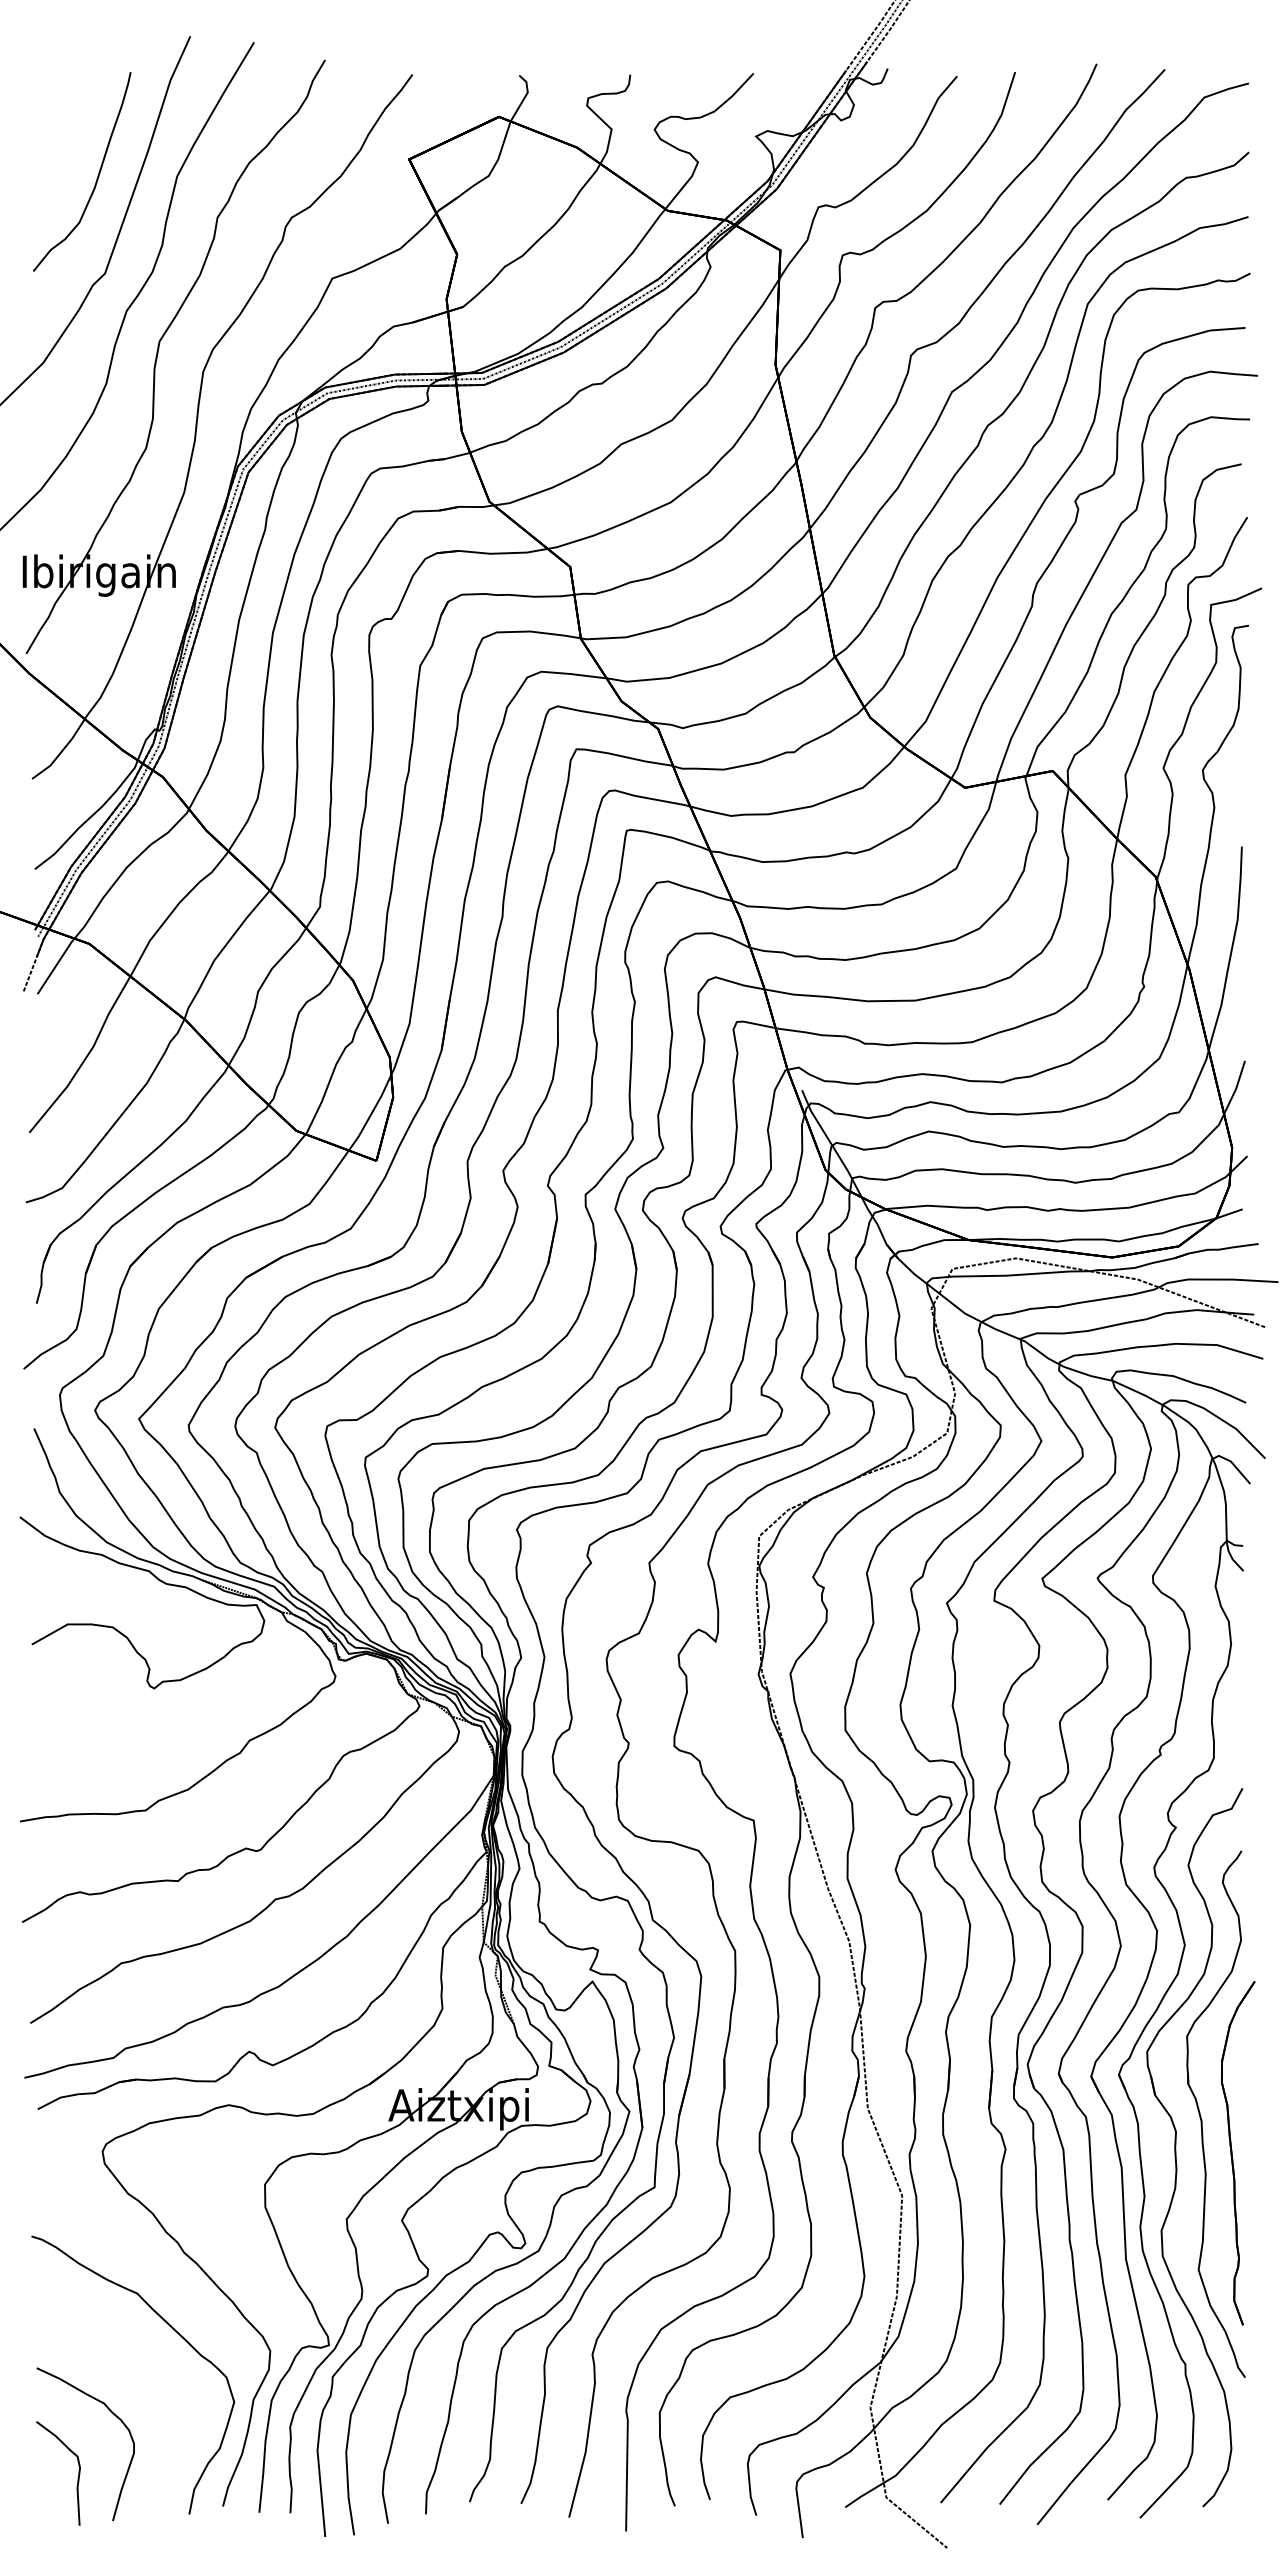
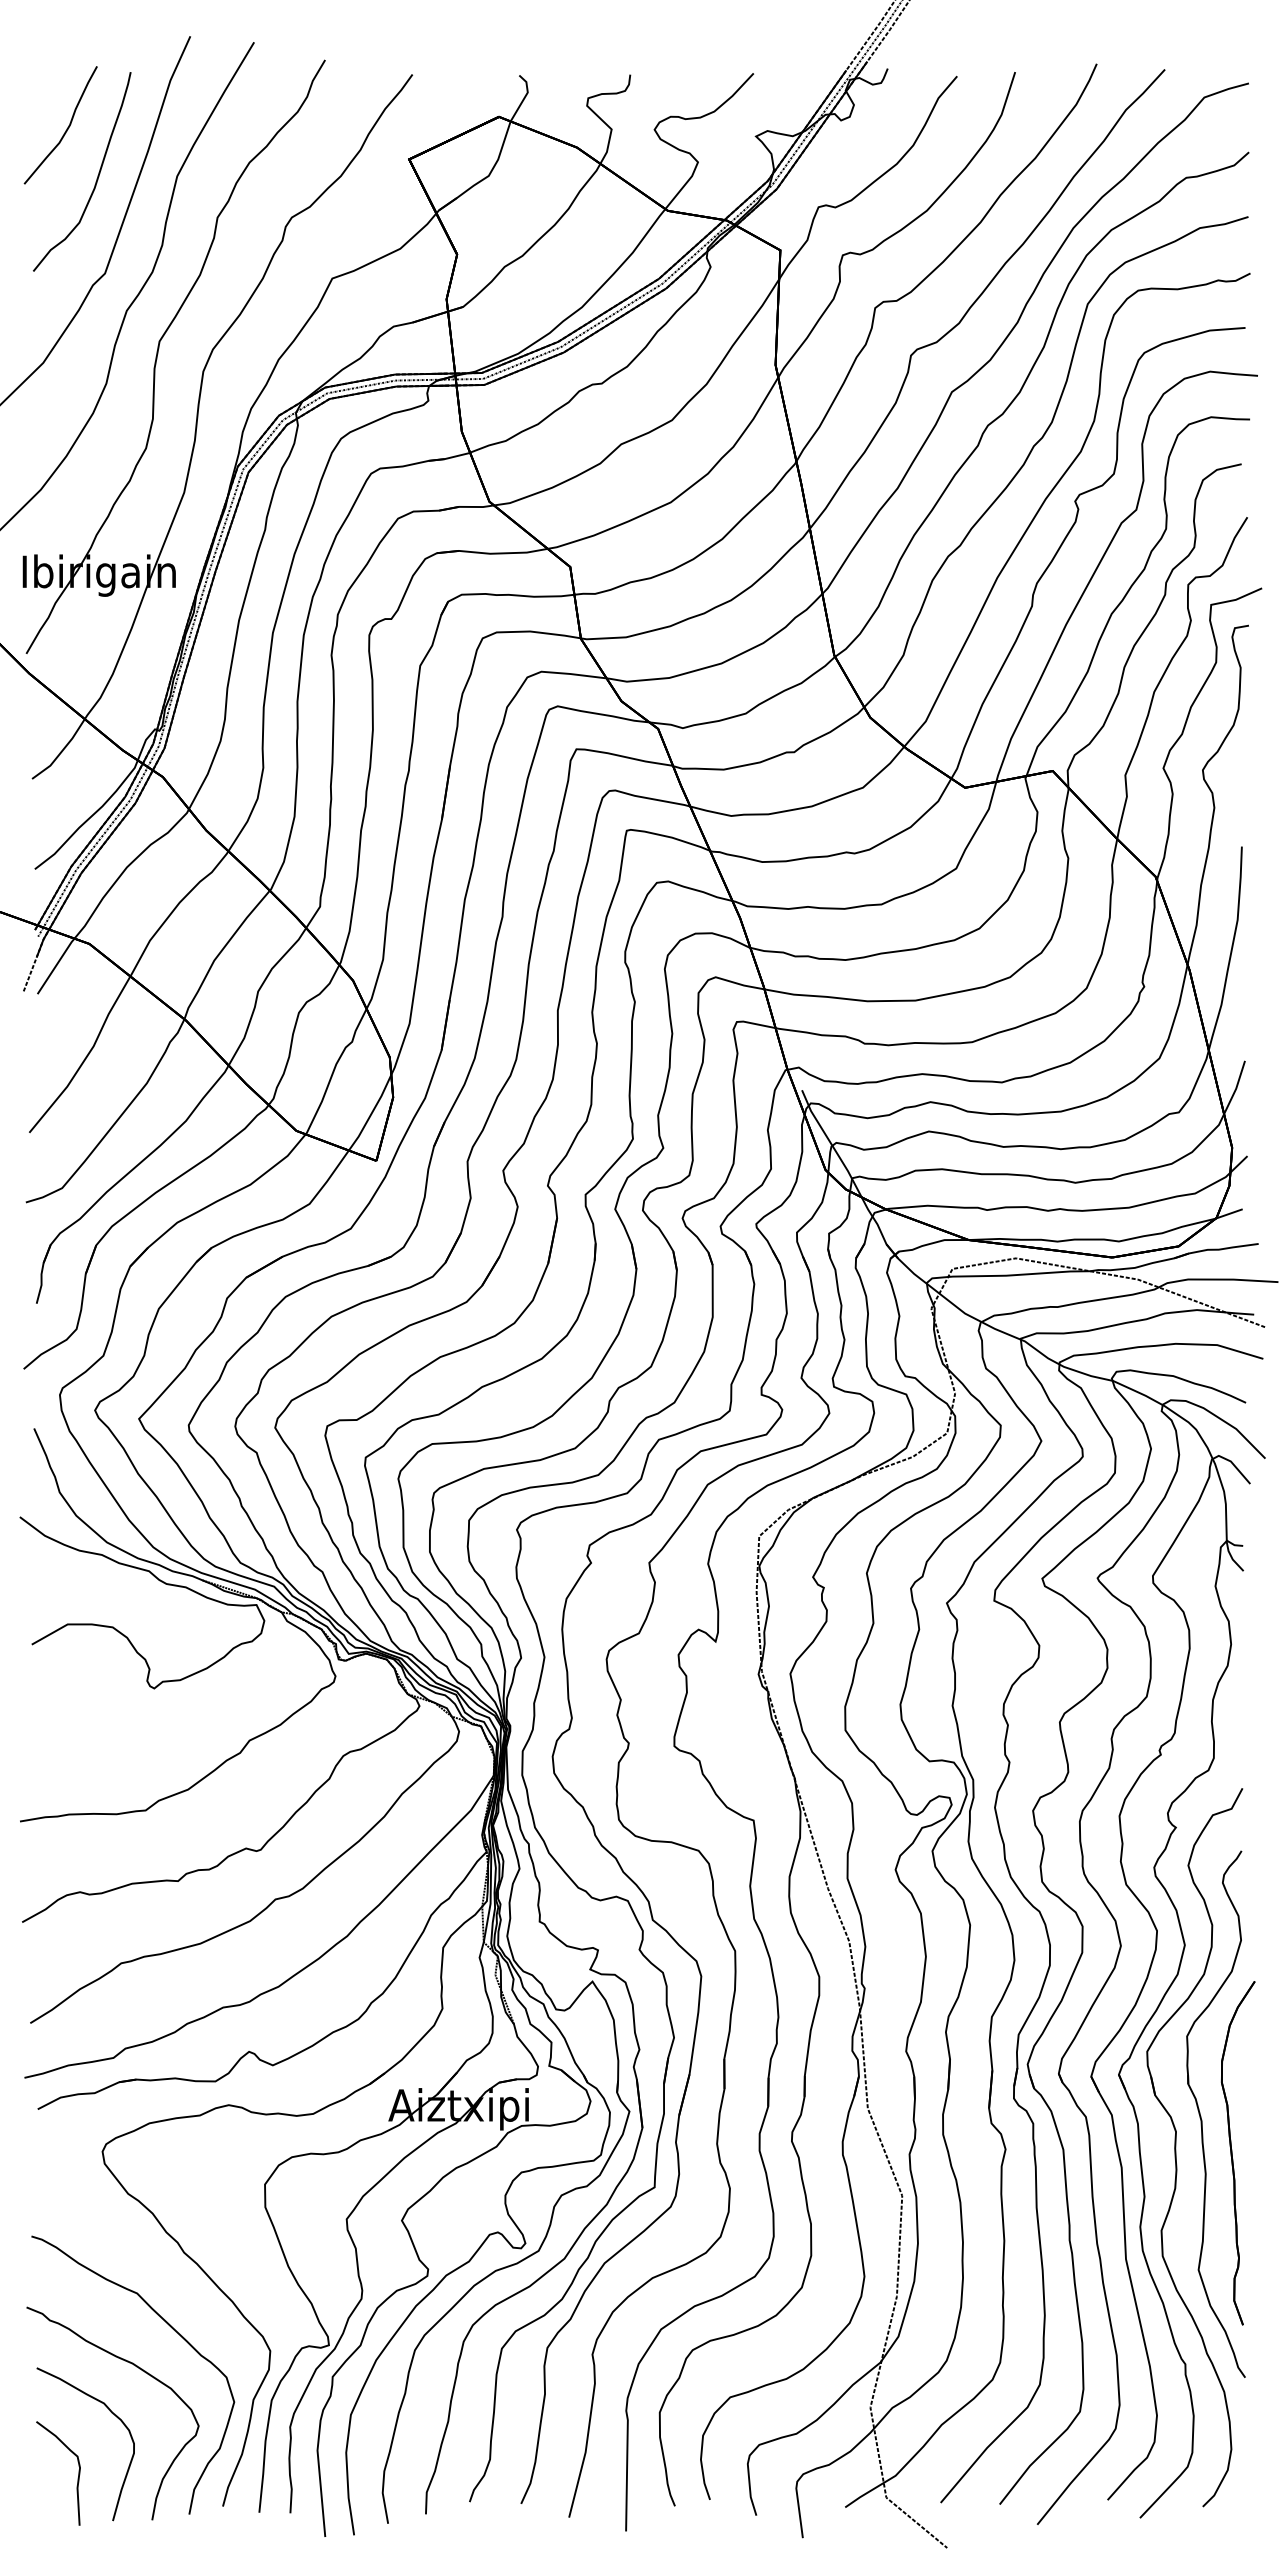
curve: none -> present (66, 128)
curve: none -> present (142, 2371)
